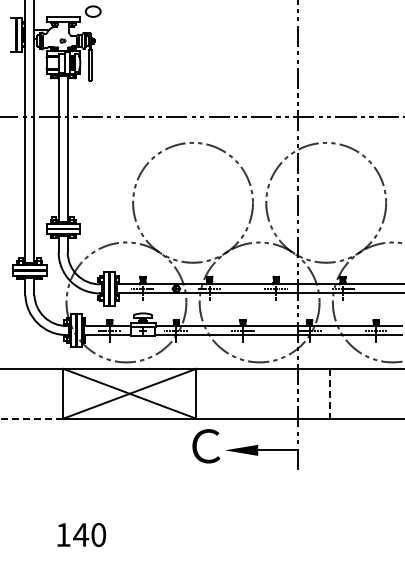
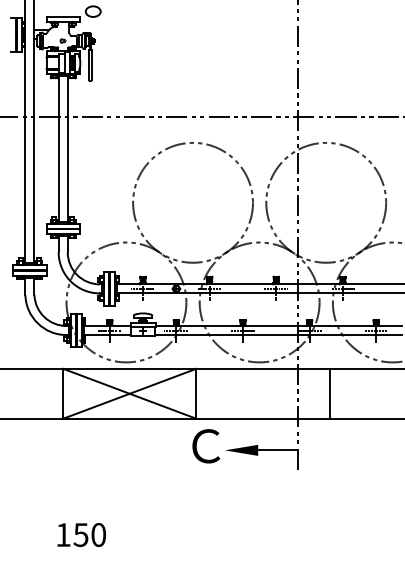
line: dashed -> solid (329, 393)
line: dashed -> solid (31, 418)
text: 140 -> 150 (80, 534)
